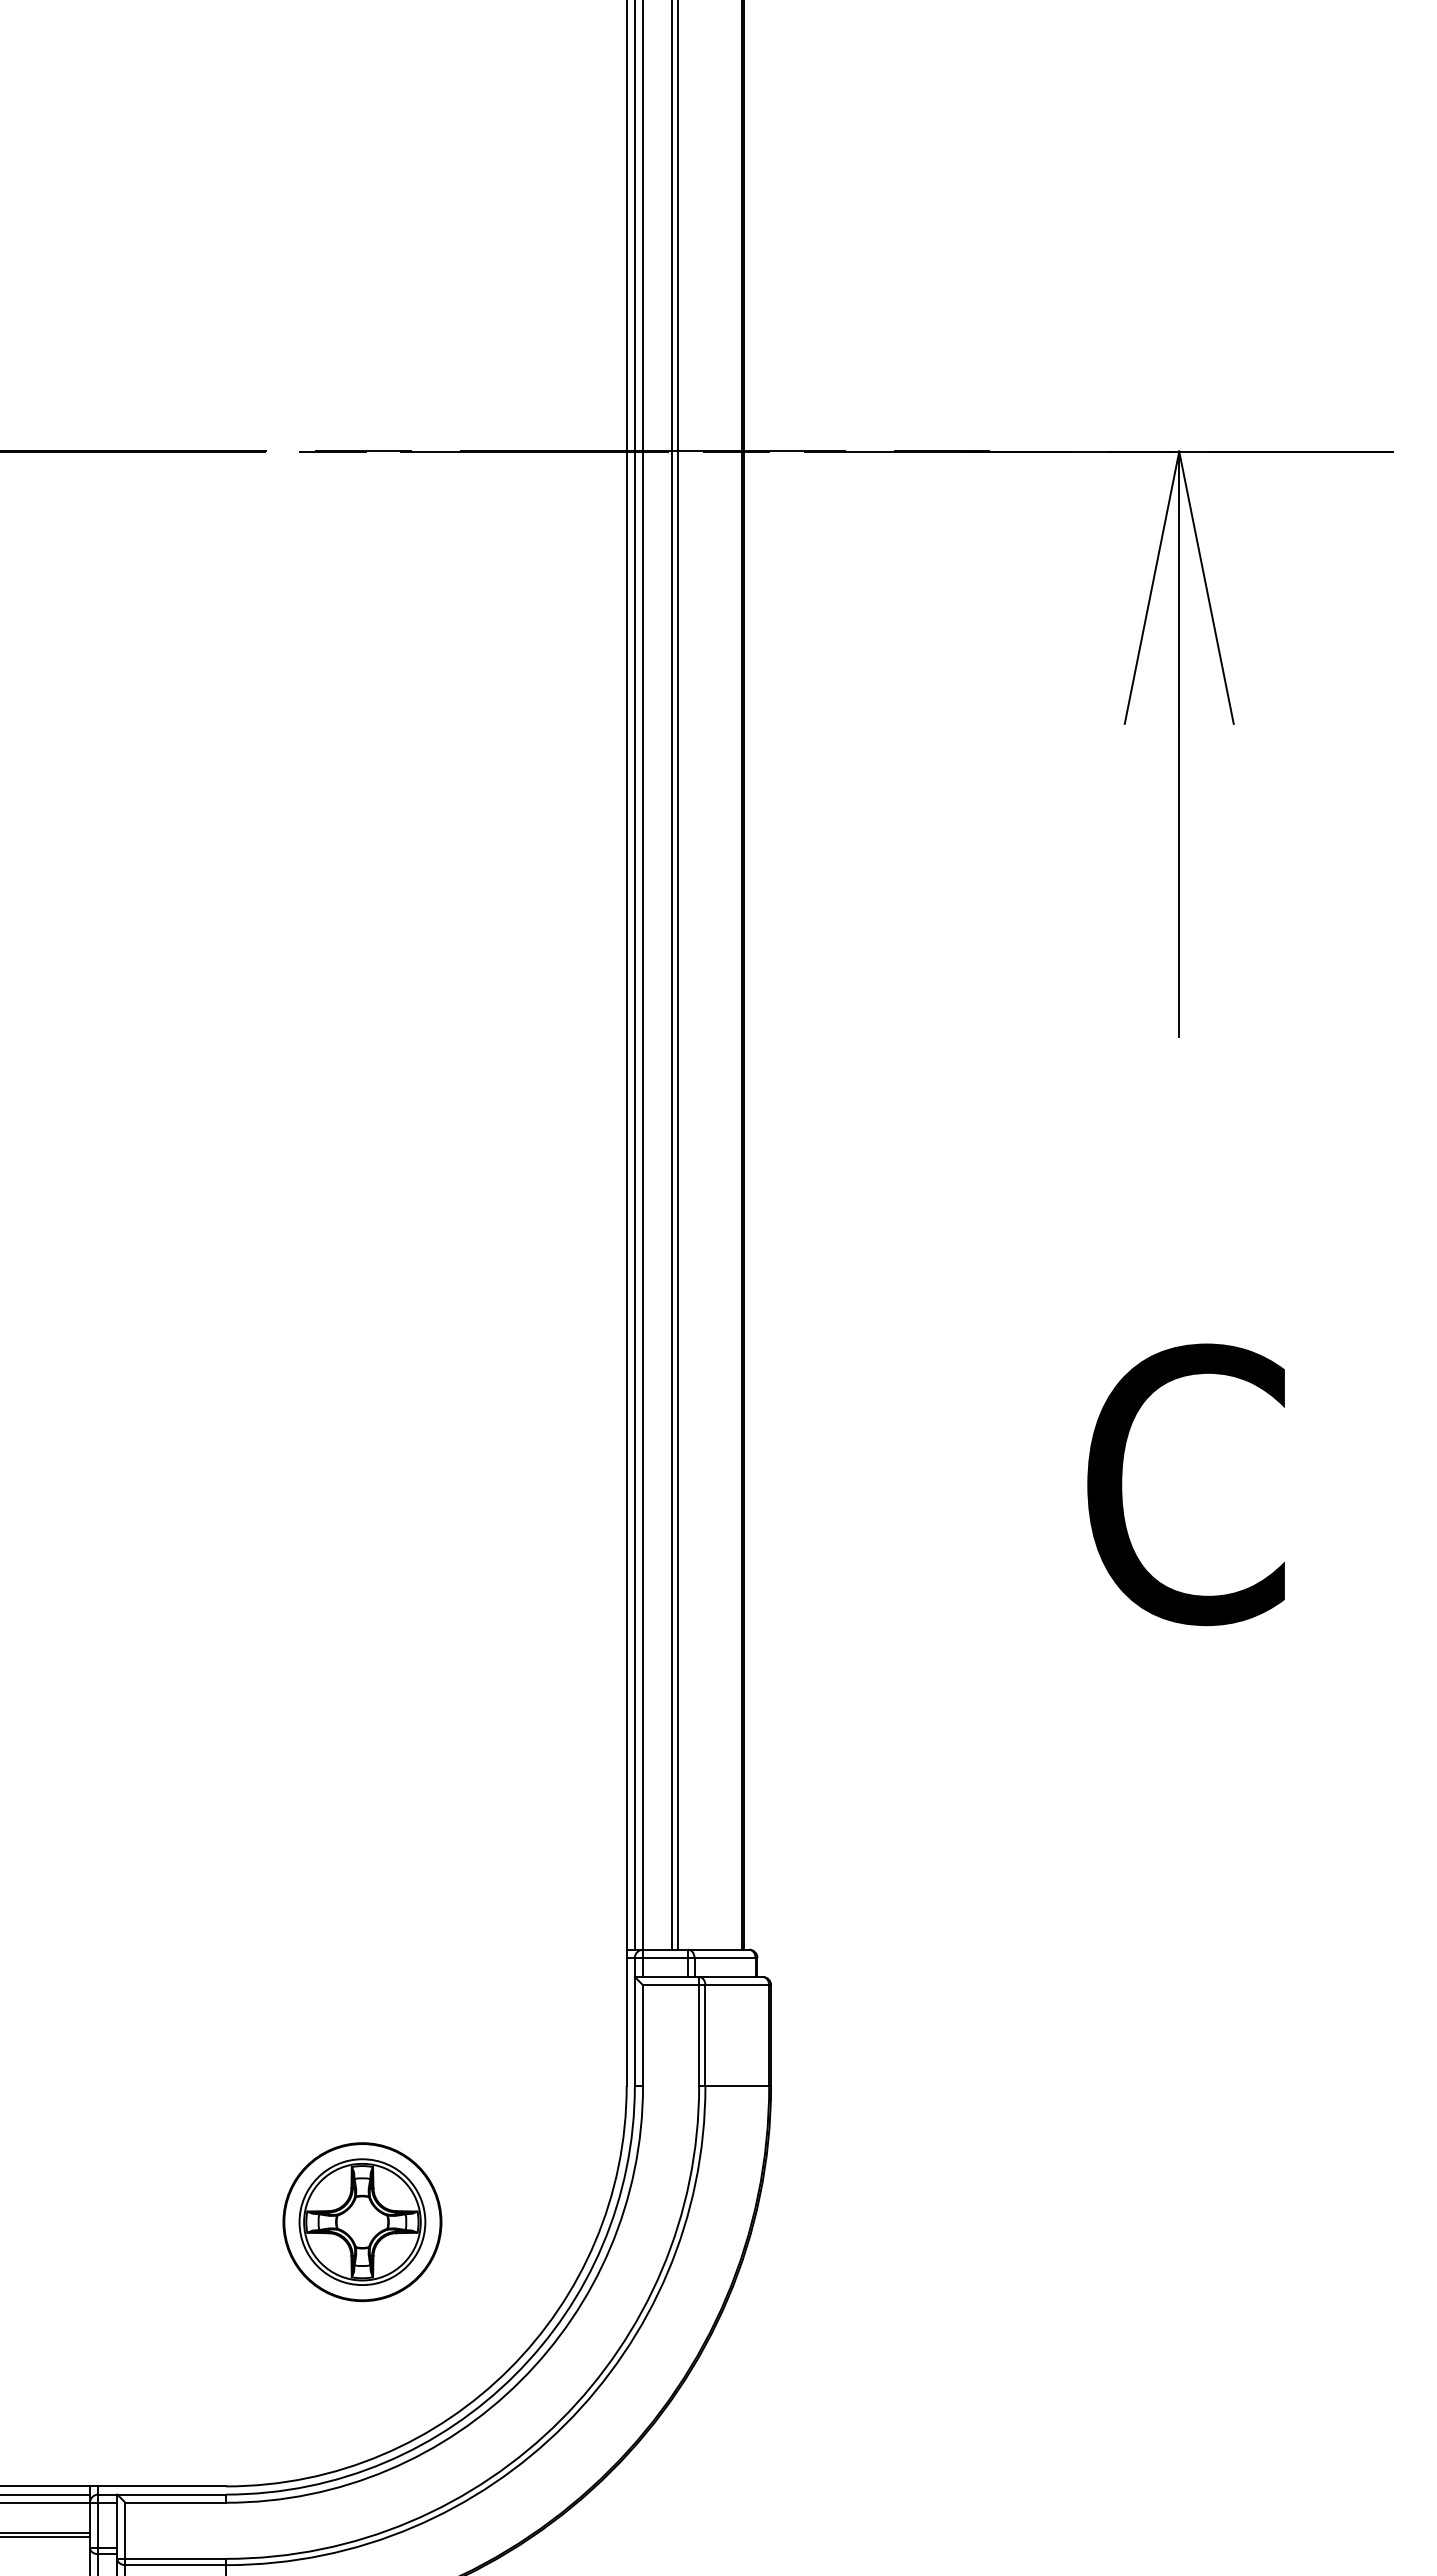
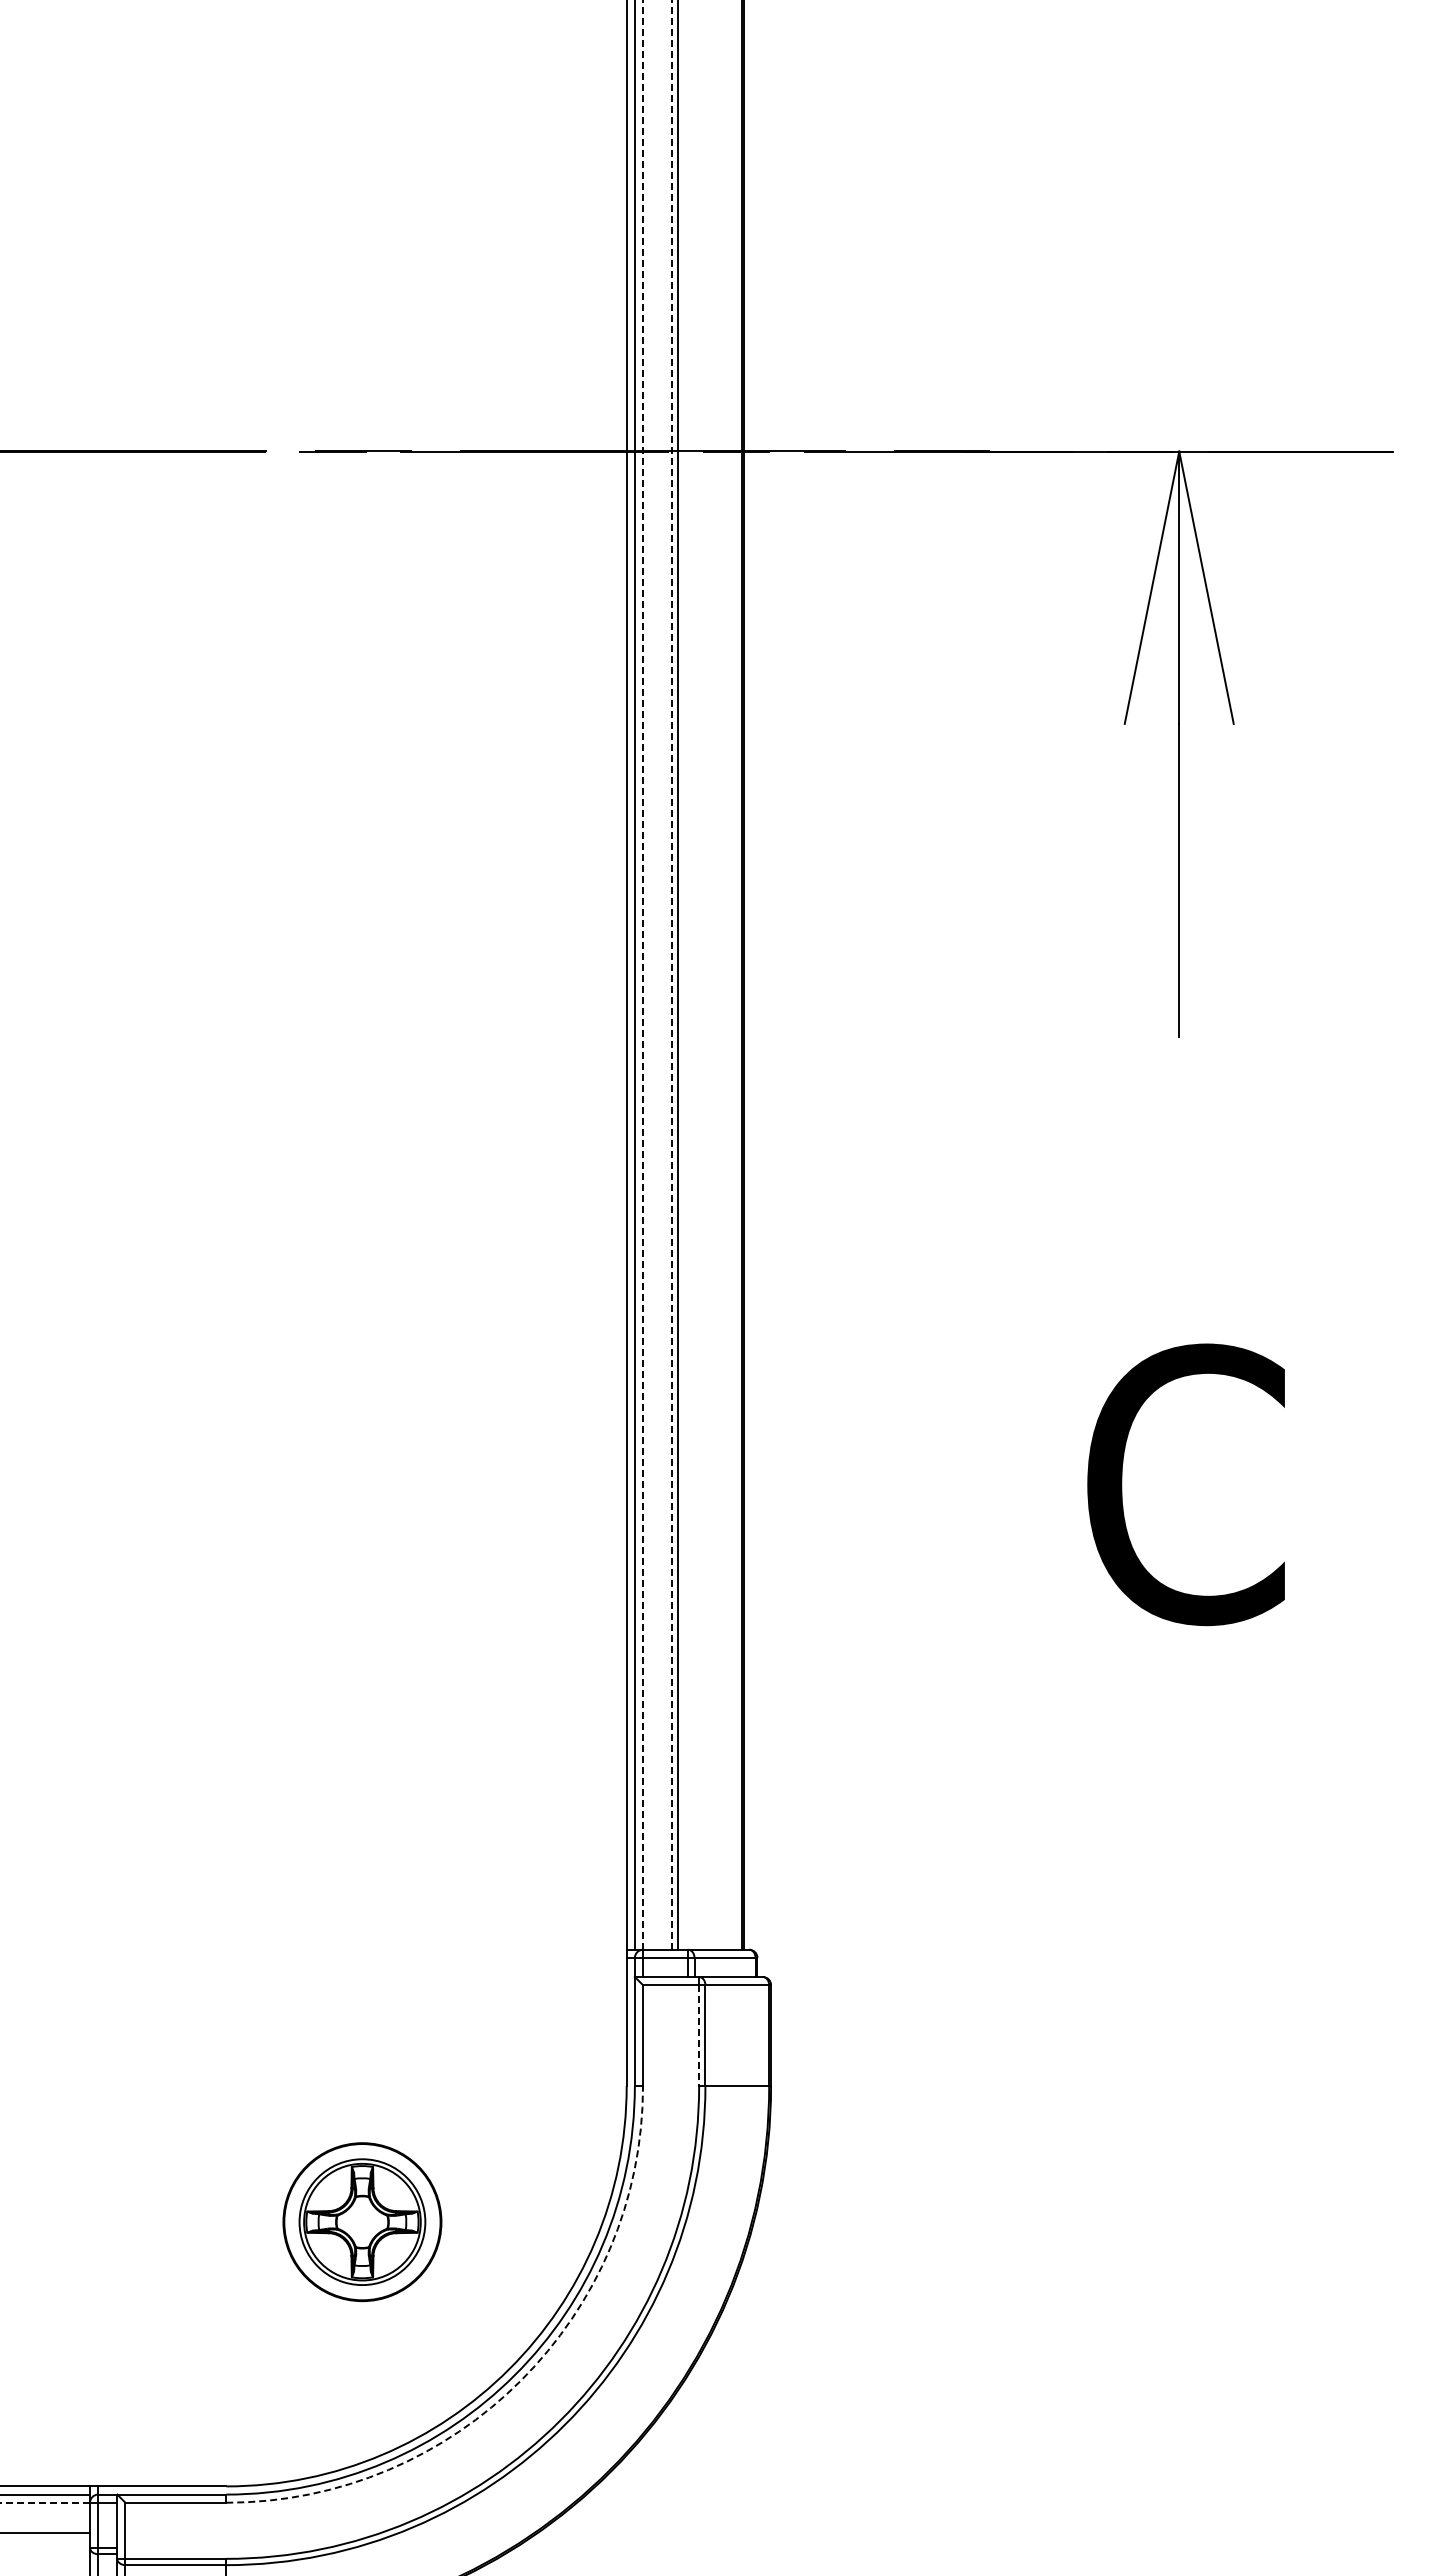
line: solid -> dashed (643, 974)
line: solid -> dashed (671, 974)
line: solid -> dashed (699, 2036)
arc: solid -> dashed (520, 2380)
line: solid -> dashed (44, 2502)
line: present -> none (46, 2537)
